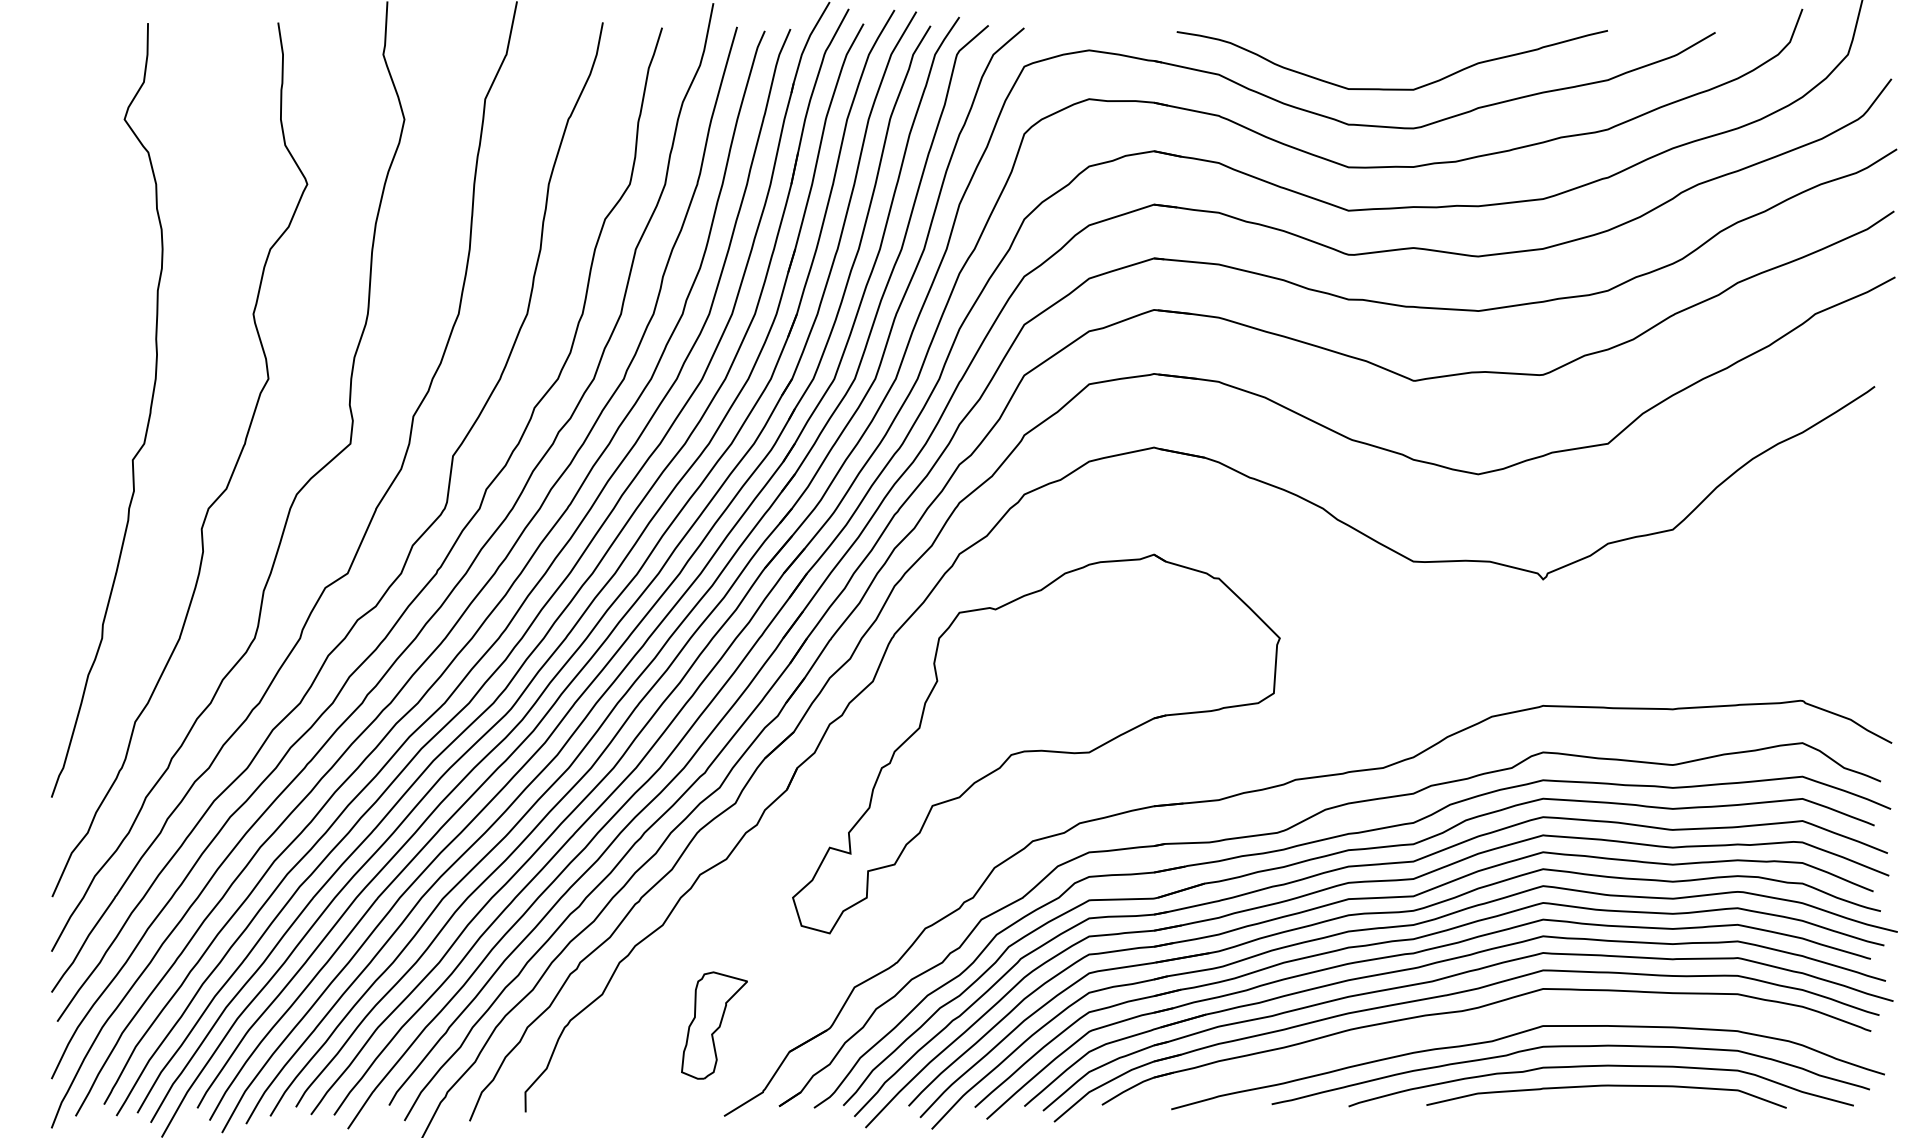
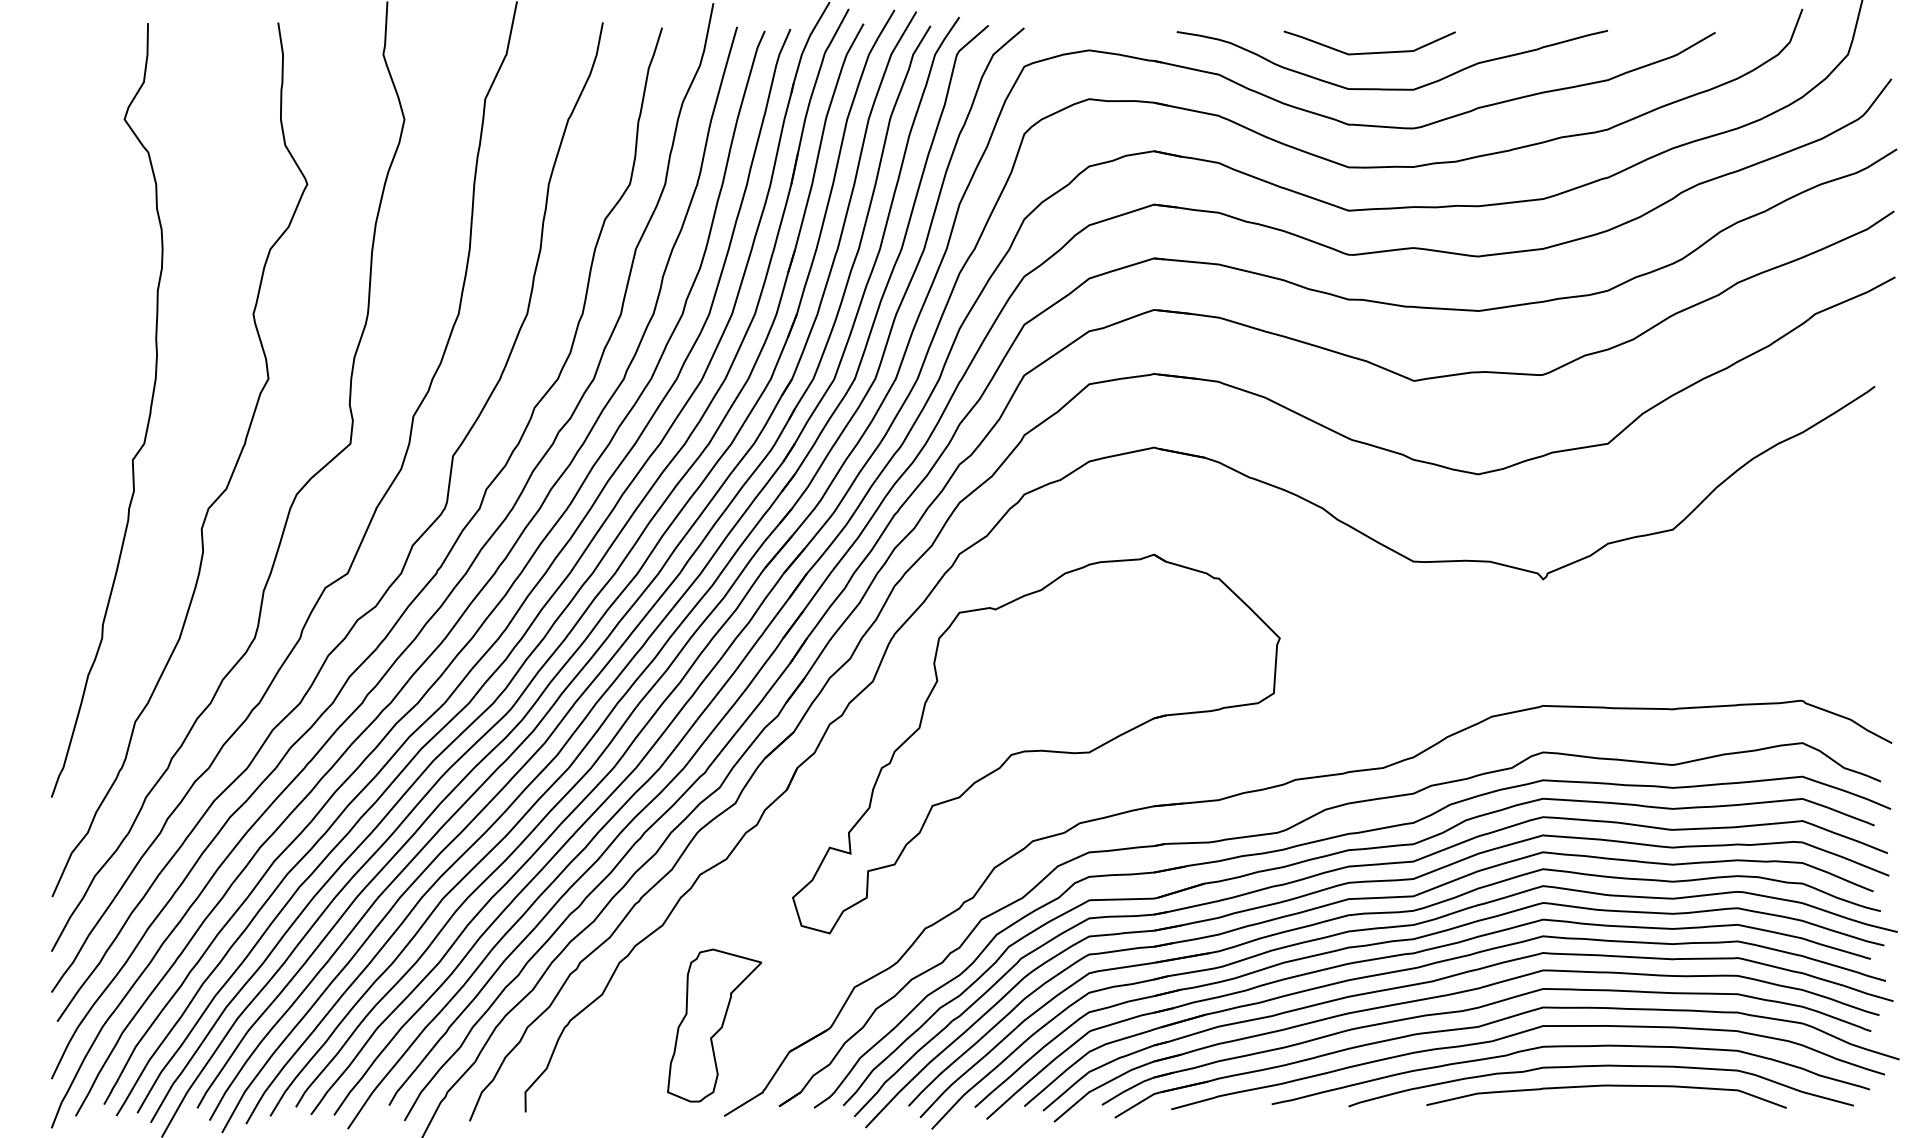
curve: none -> present (1369, 52)
part: none -> present (1493, 1023)
part size: 67x109 px -> 95x155 px (714, 1025)
